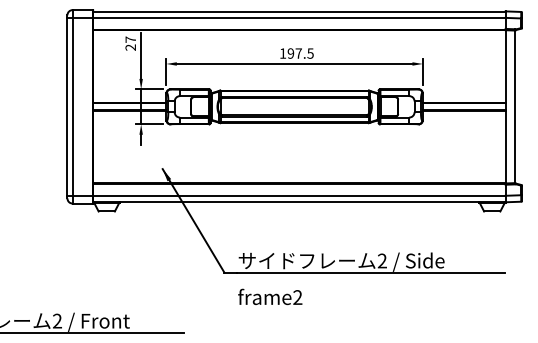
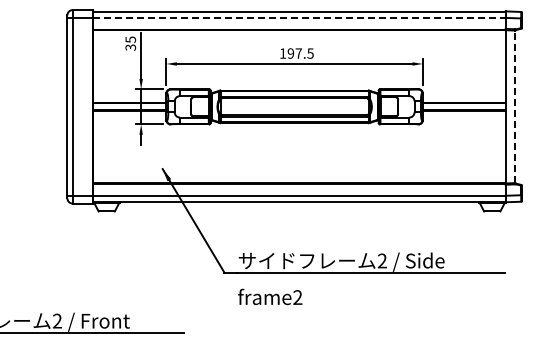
line: solid -> dashed (300, 17)
text: 27 -> 35 (130, 43)
line: solid -> dashed (515, 106)
